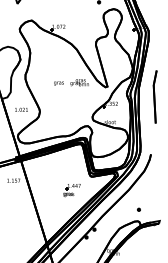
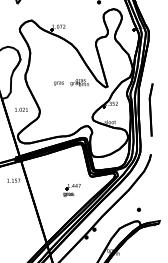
part position: (154, 96) -> (150, 109) (150, 109)
